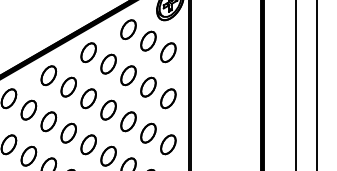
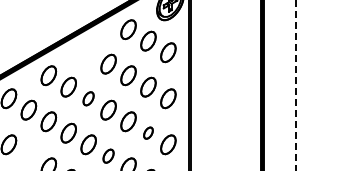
part: present -> none (88, 52)
line: present -> none (317, 84)
line: solid -> dashed (296, 85)
part size: 17x22 px -> 13x16 px (88, 98)
part size: 17x22 px -> 11x14 px (148, 132)
part: present -> none (28, 155)
part size: 17x22 px -> 13x16 px (108, 155)
